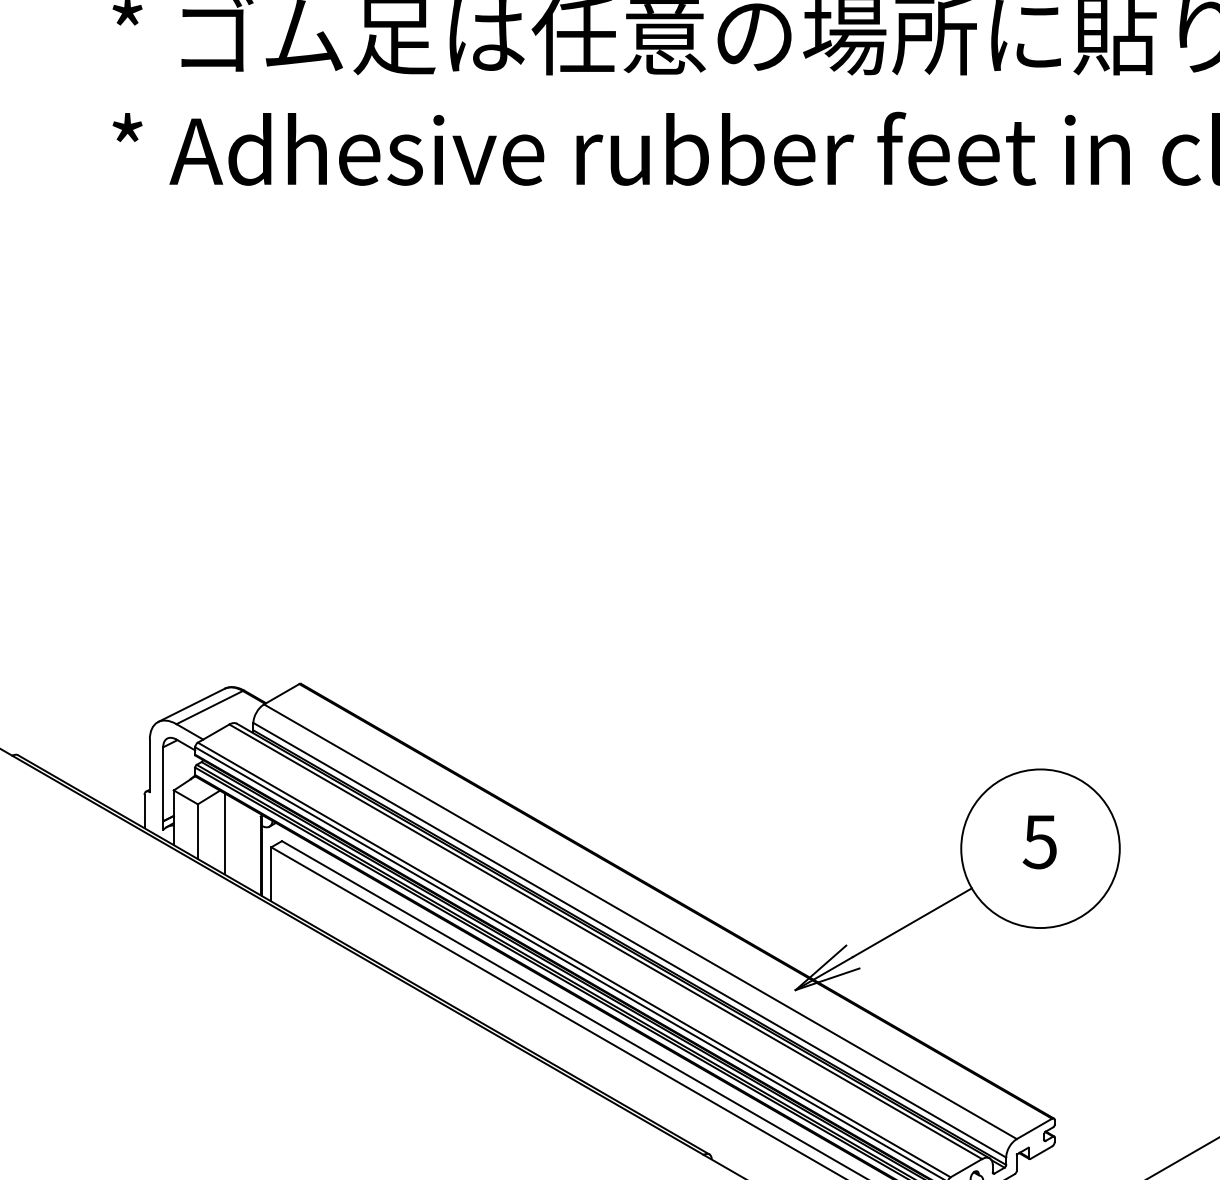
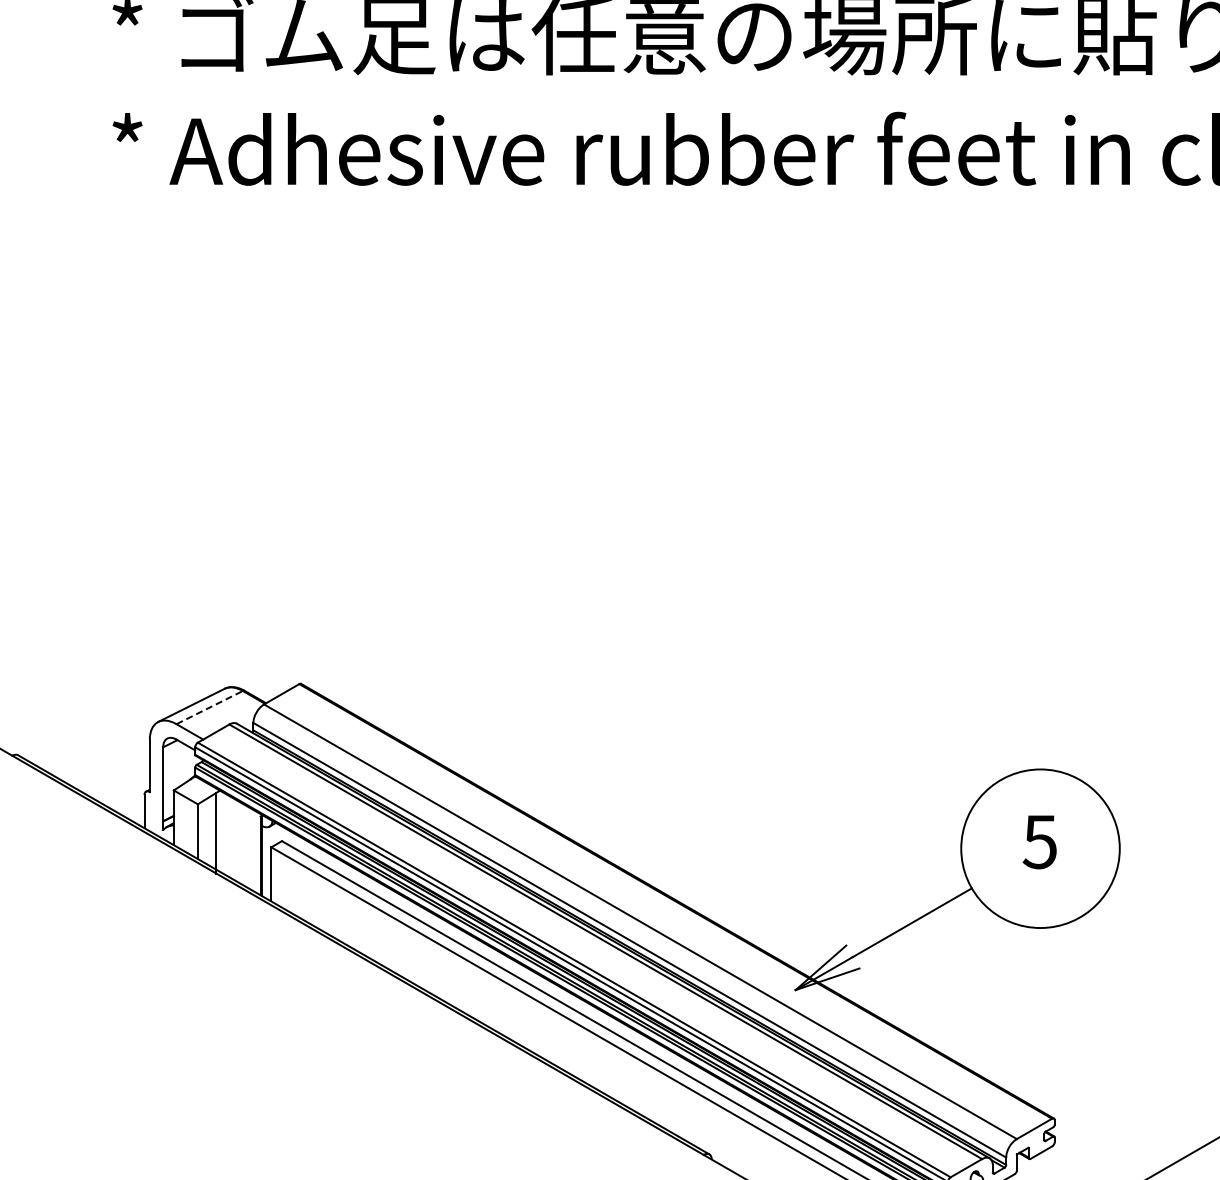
line: solid -> dashed (210, 707)
line position: (224, 833) -> (215, 833) (215, 833)
